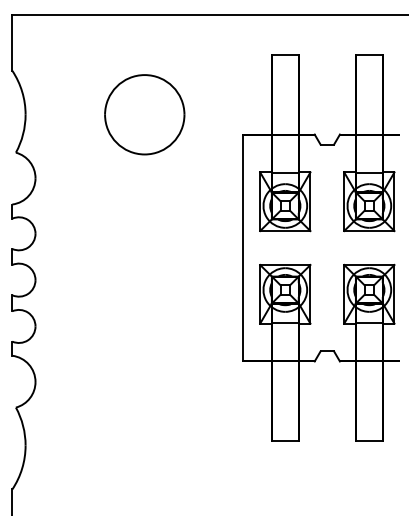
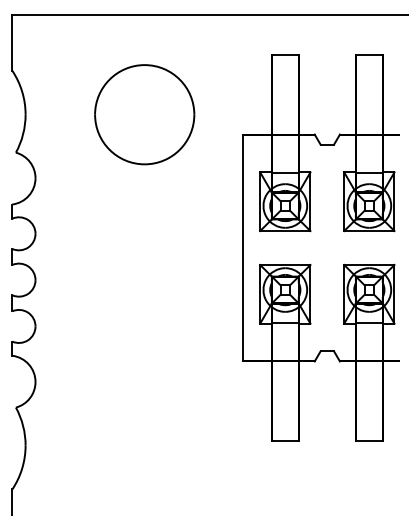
part size: 82x82 px -> 102x102 px (144, 114)
